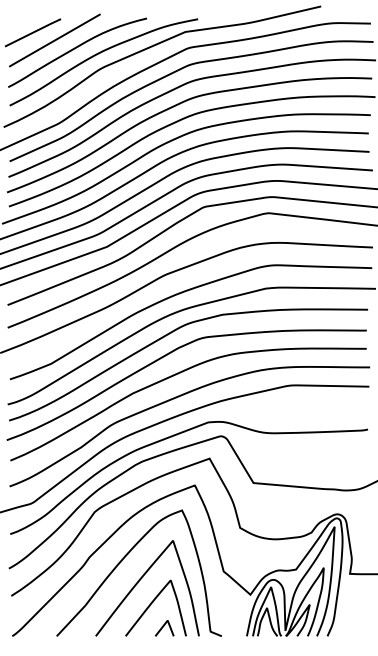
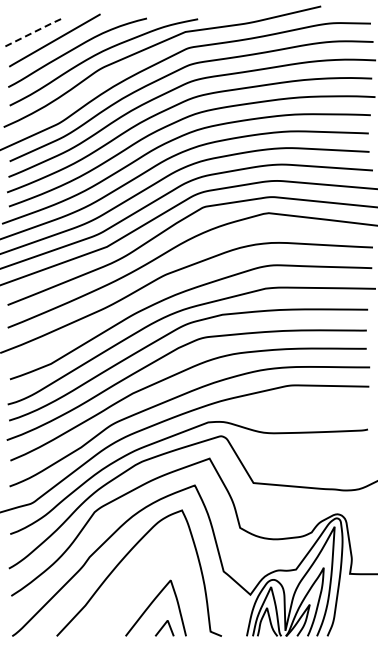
line: solid -> dashed (33, 32)
curve: present -> none (138, 583)
